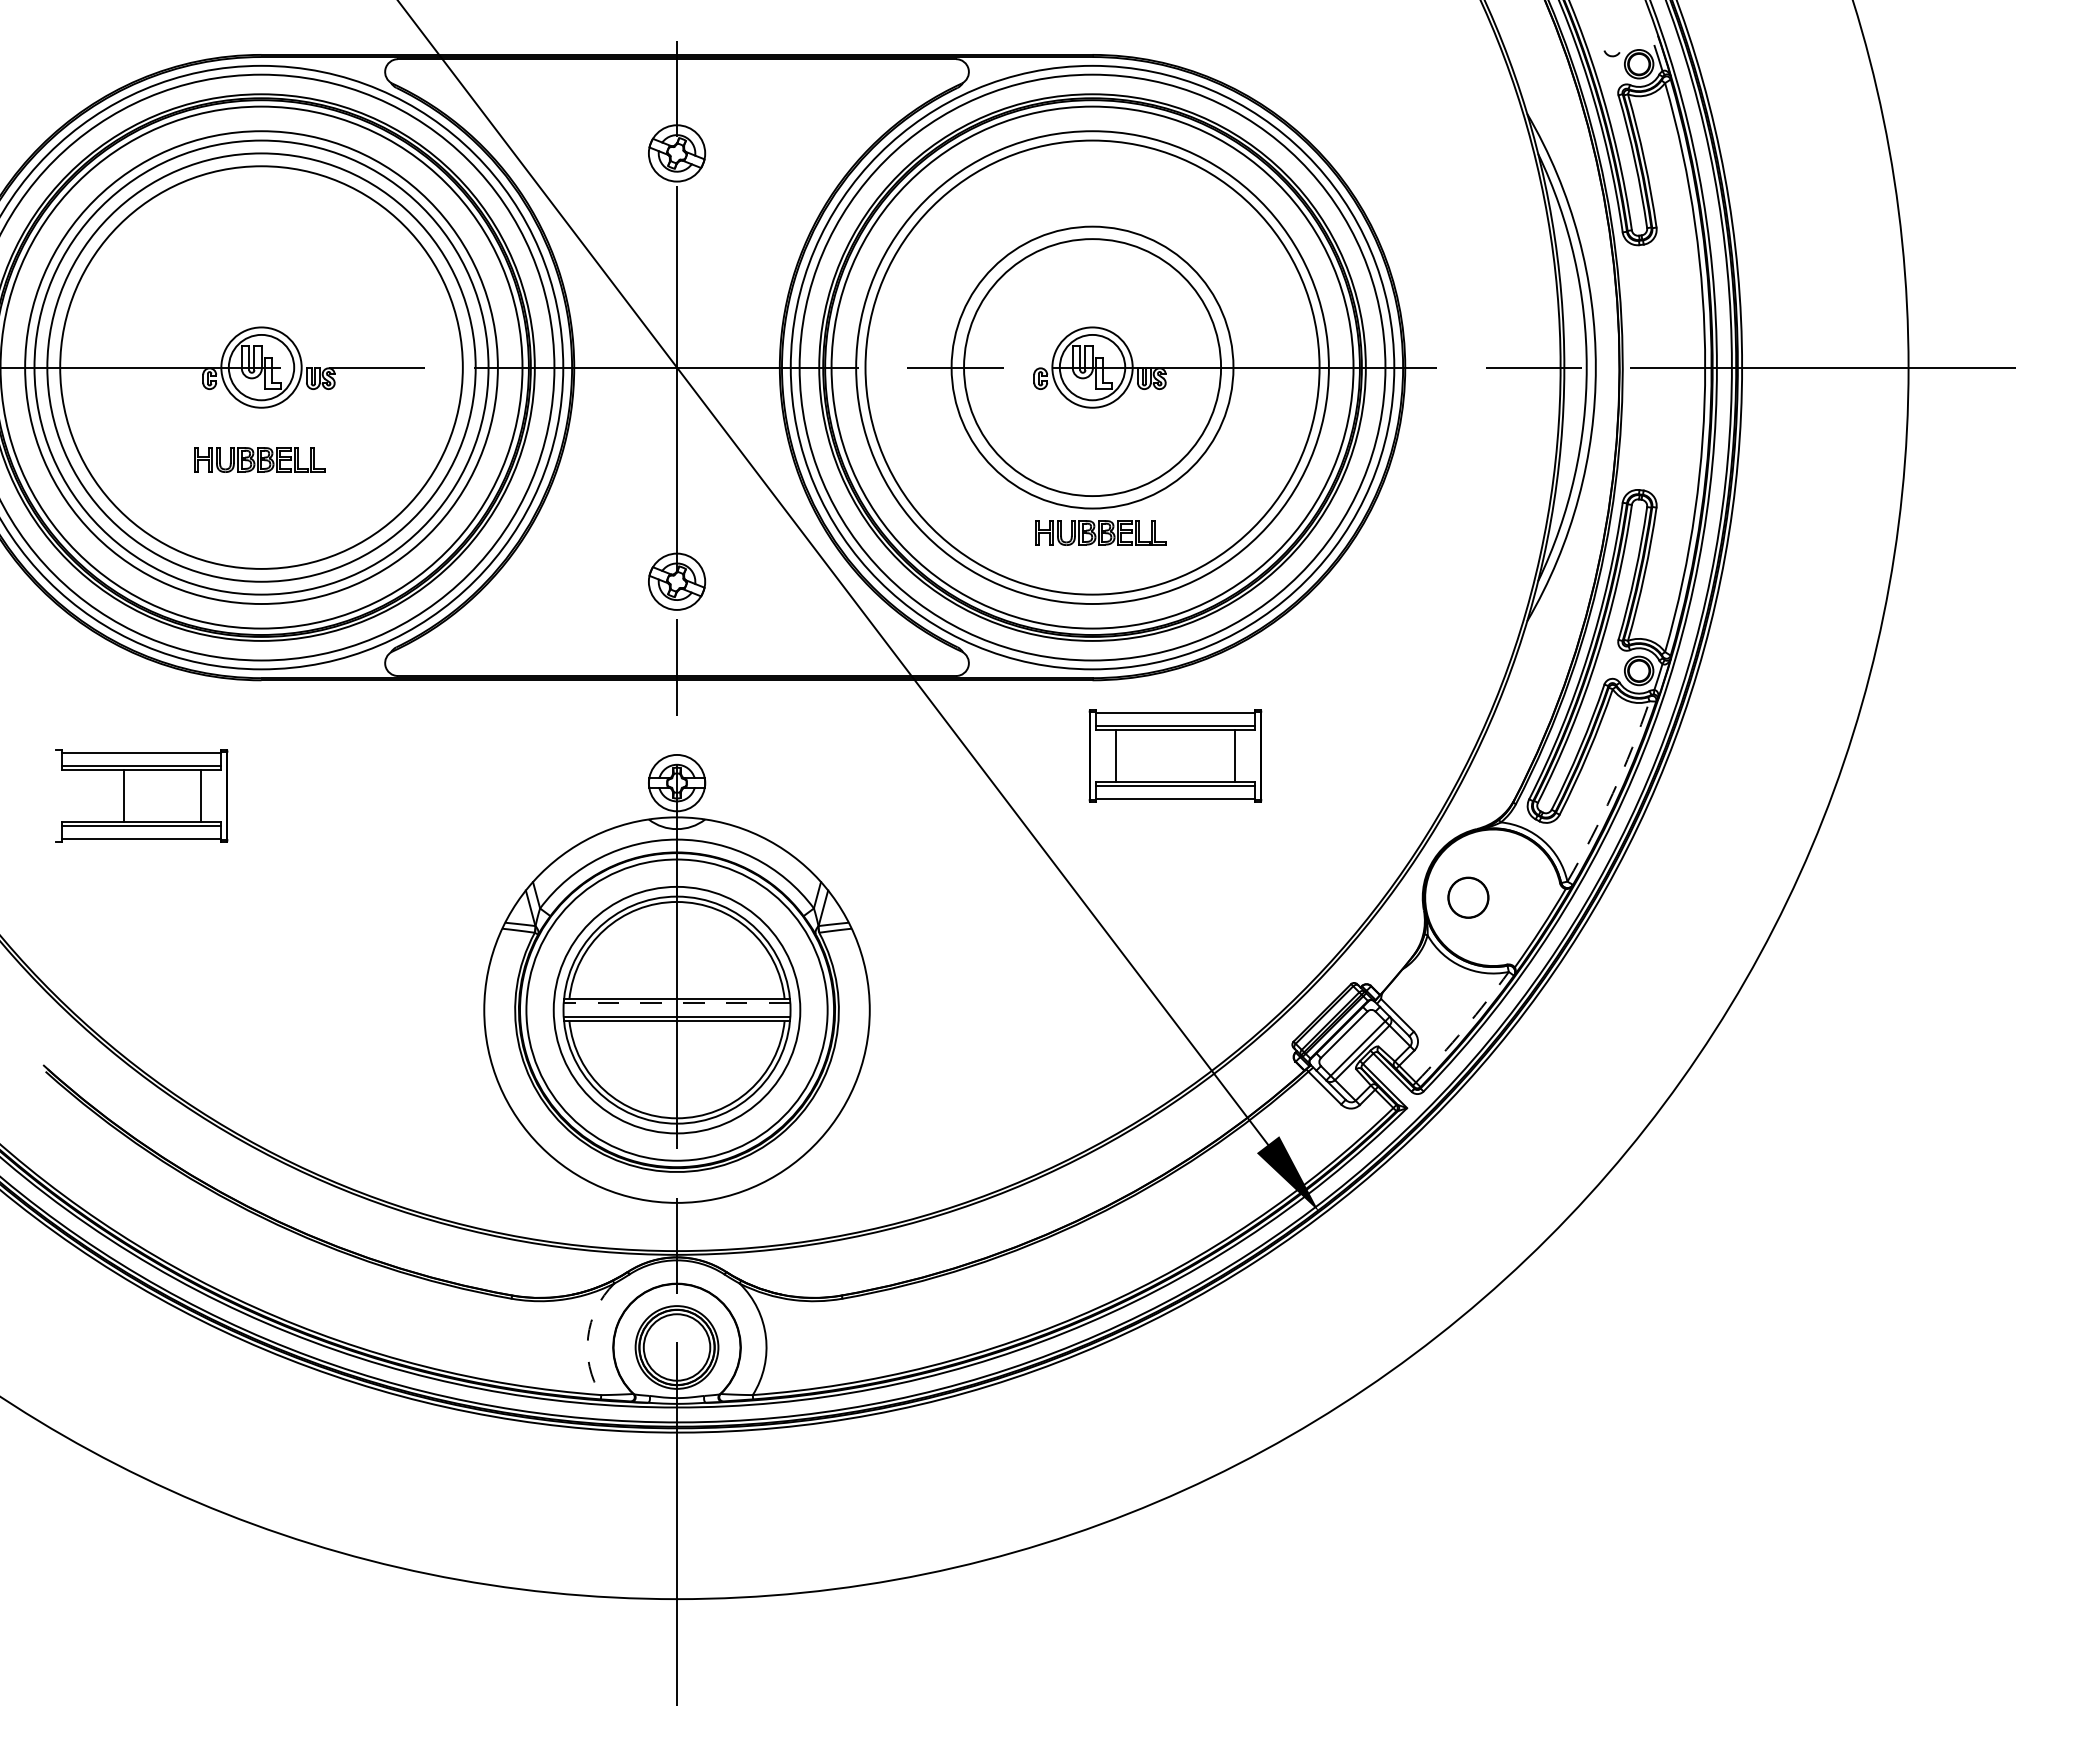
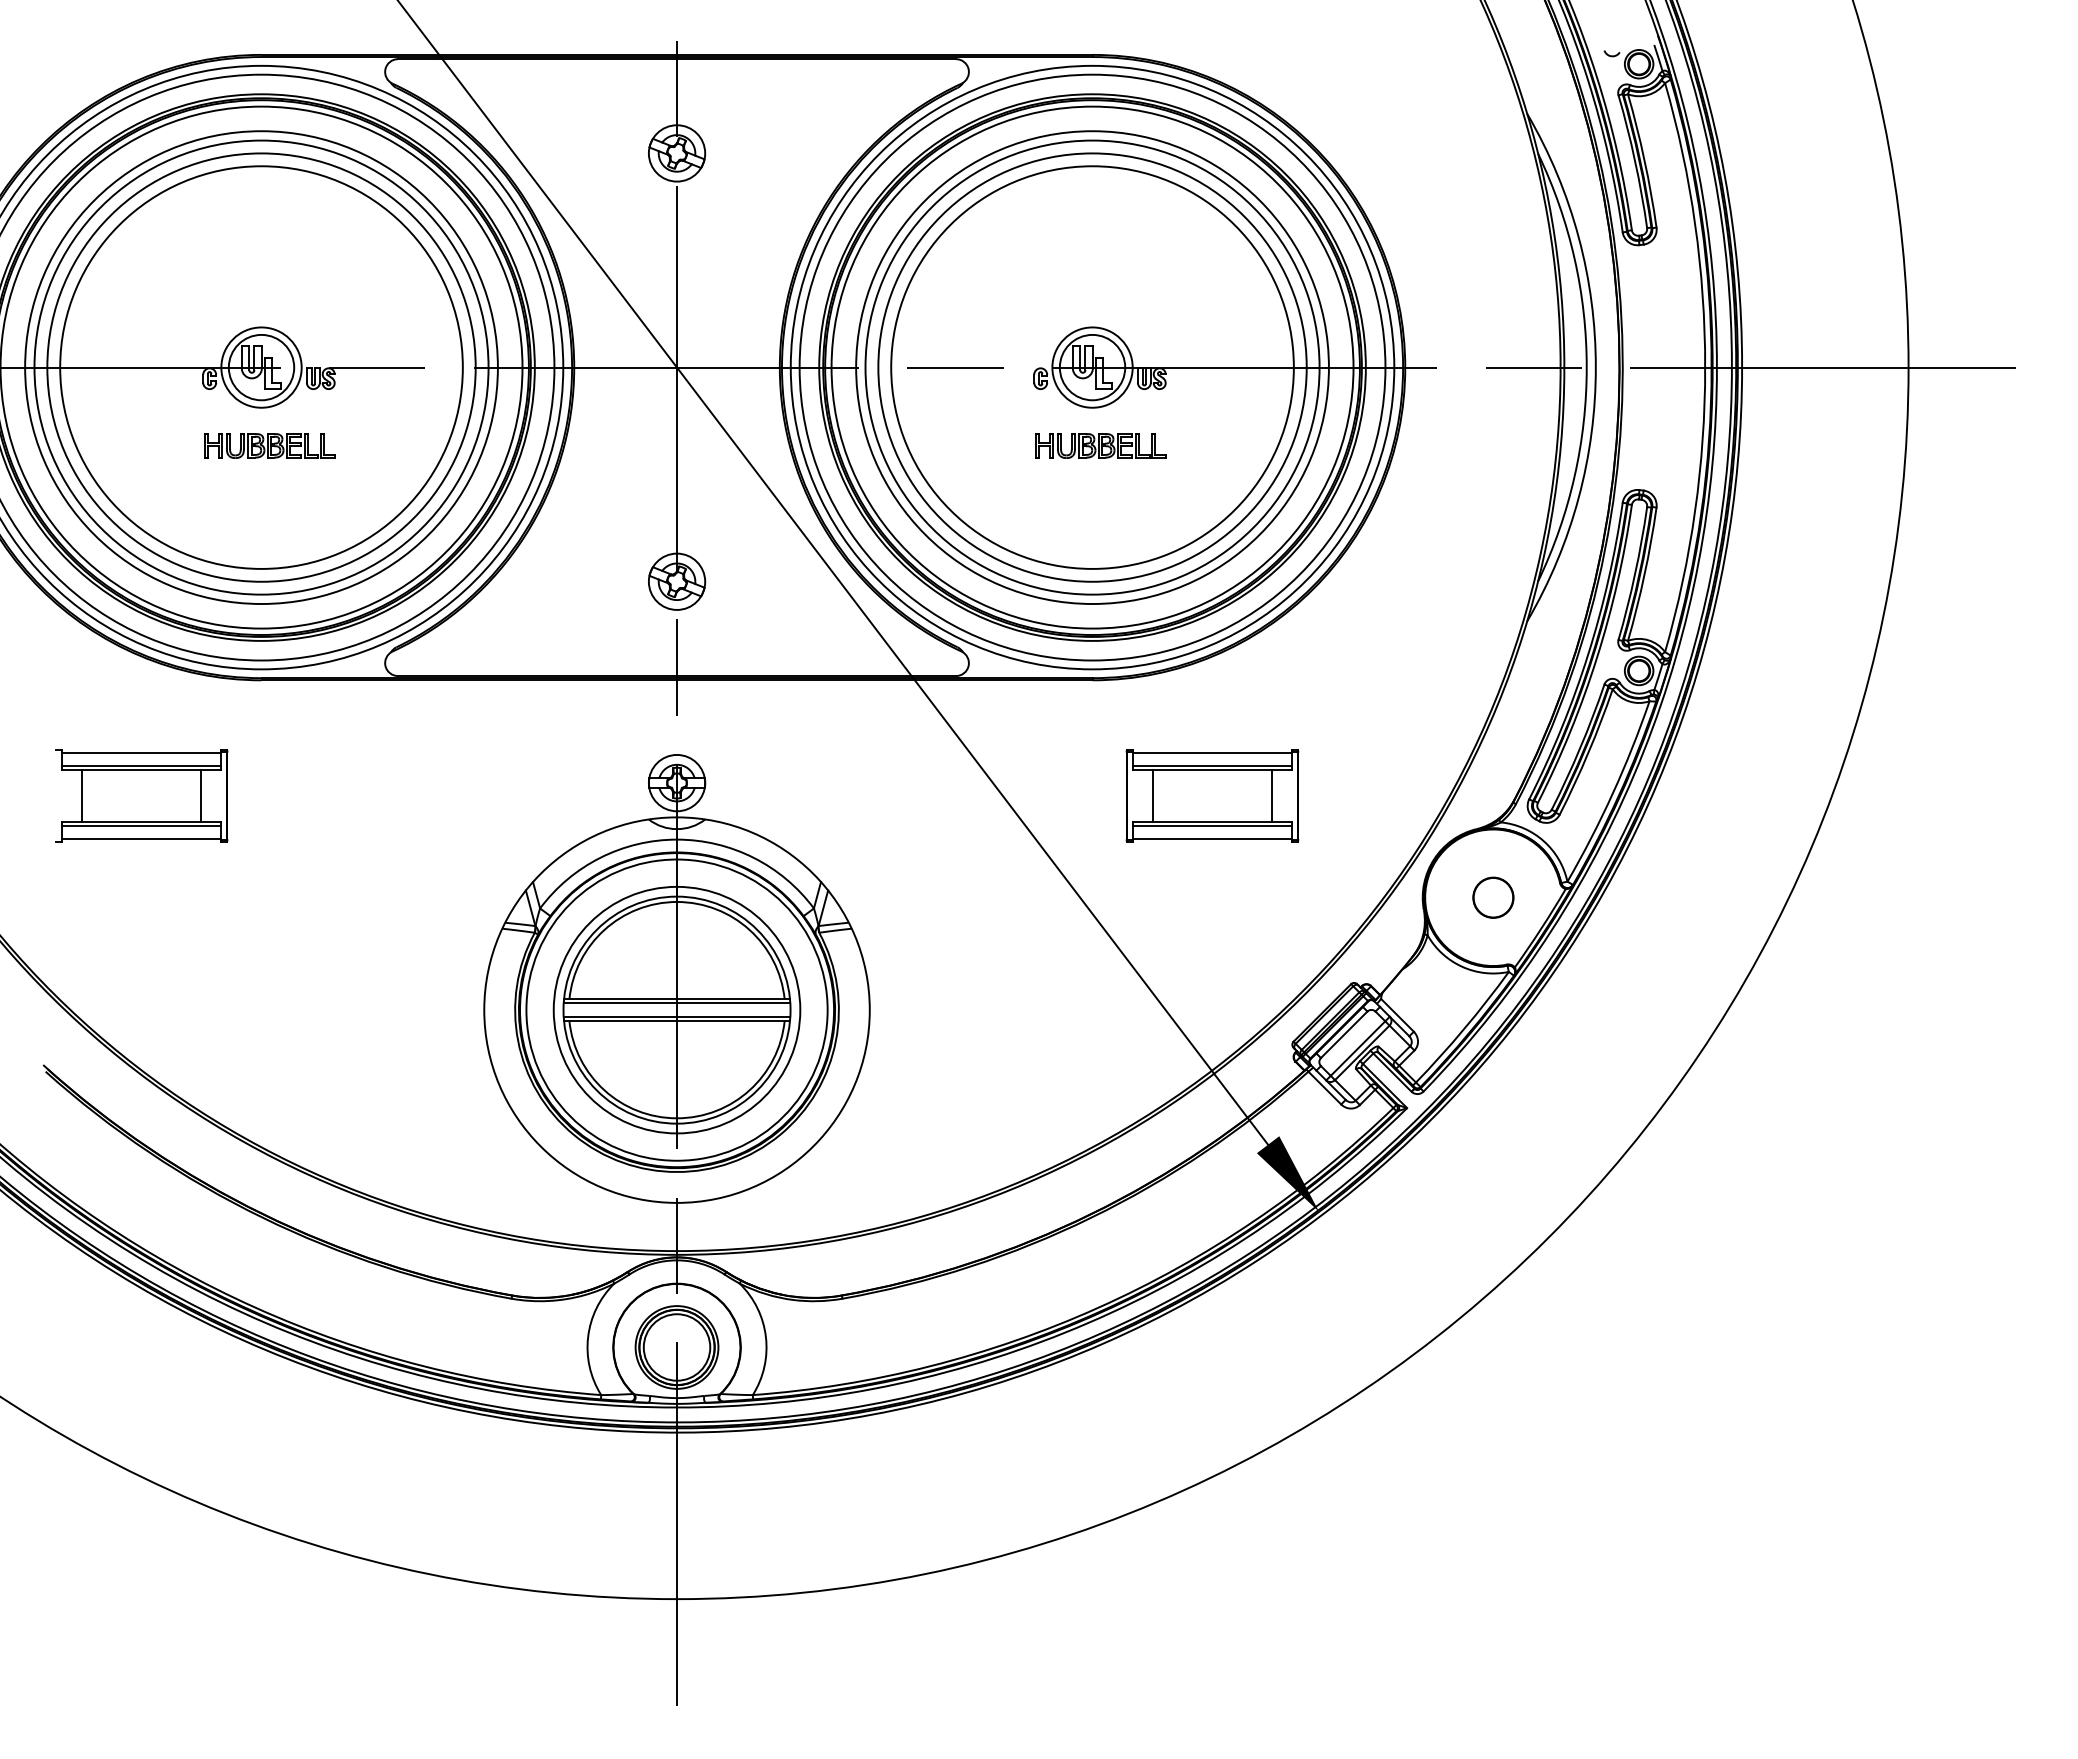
circle diameter: 257 px -> 428 px (1092, 367)
circle diameter: 282 px -> 403 px (1092, 367)
part position: (259, 459) -> (269, 445) (269, 445)
part position: (1100, 532) -> (1100, 445) (1100, 445)
part position: (1175, 755) -> (1212, 795) (1212, 795)
arc: dashed -> solid (1612, 793)
line position: (123, 795) -> (81, 795) (81, 795)
circle position: (1468, 897) -> (1493, 897) (1493, 897)
line: dashed -> solid (676, 1003)
arc: dashed -> solid (1464, 1028)
arc: dashed -> solid (588, 1337)
